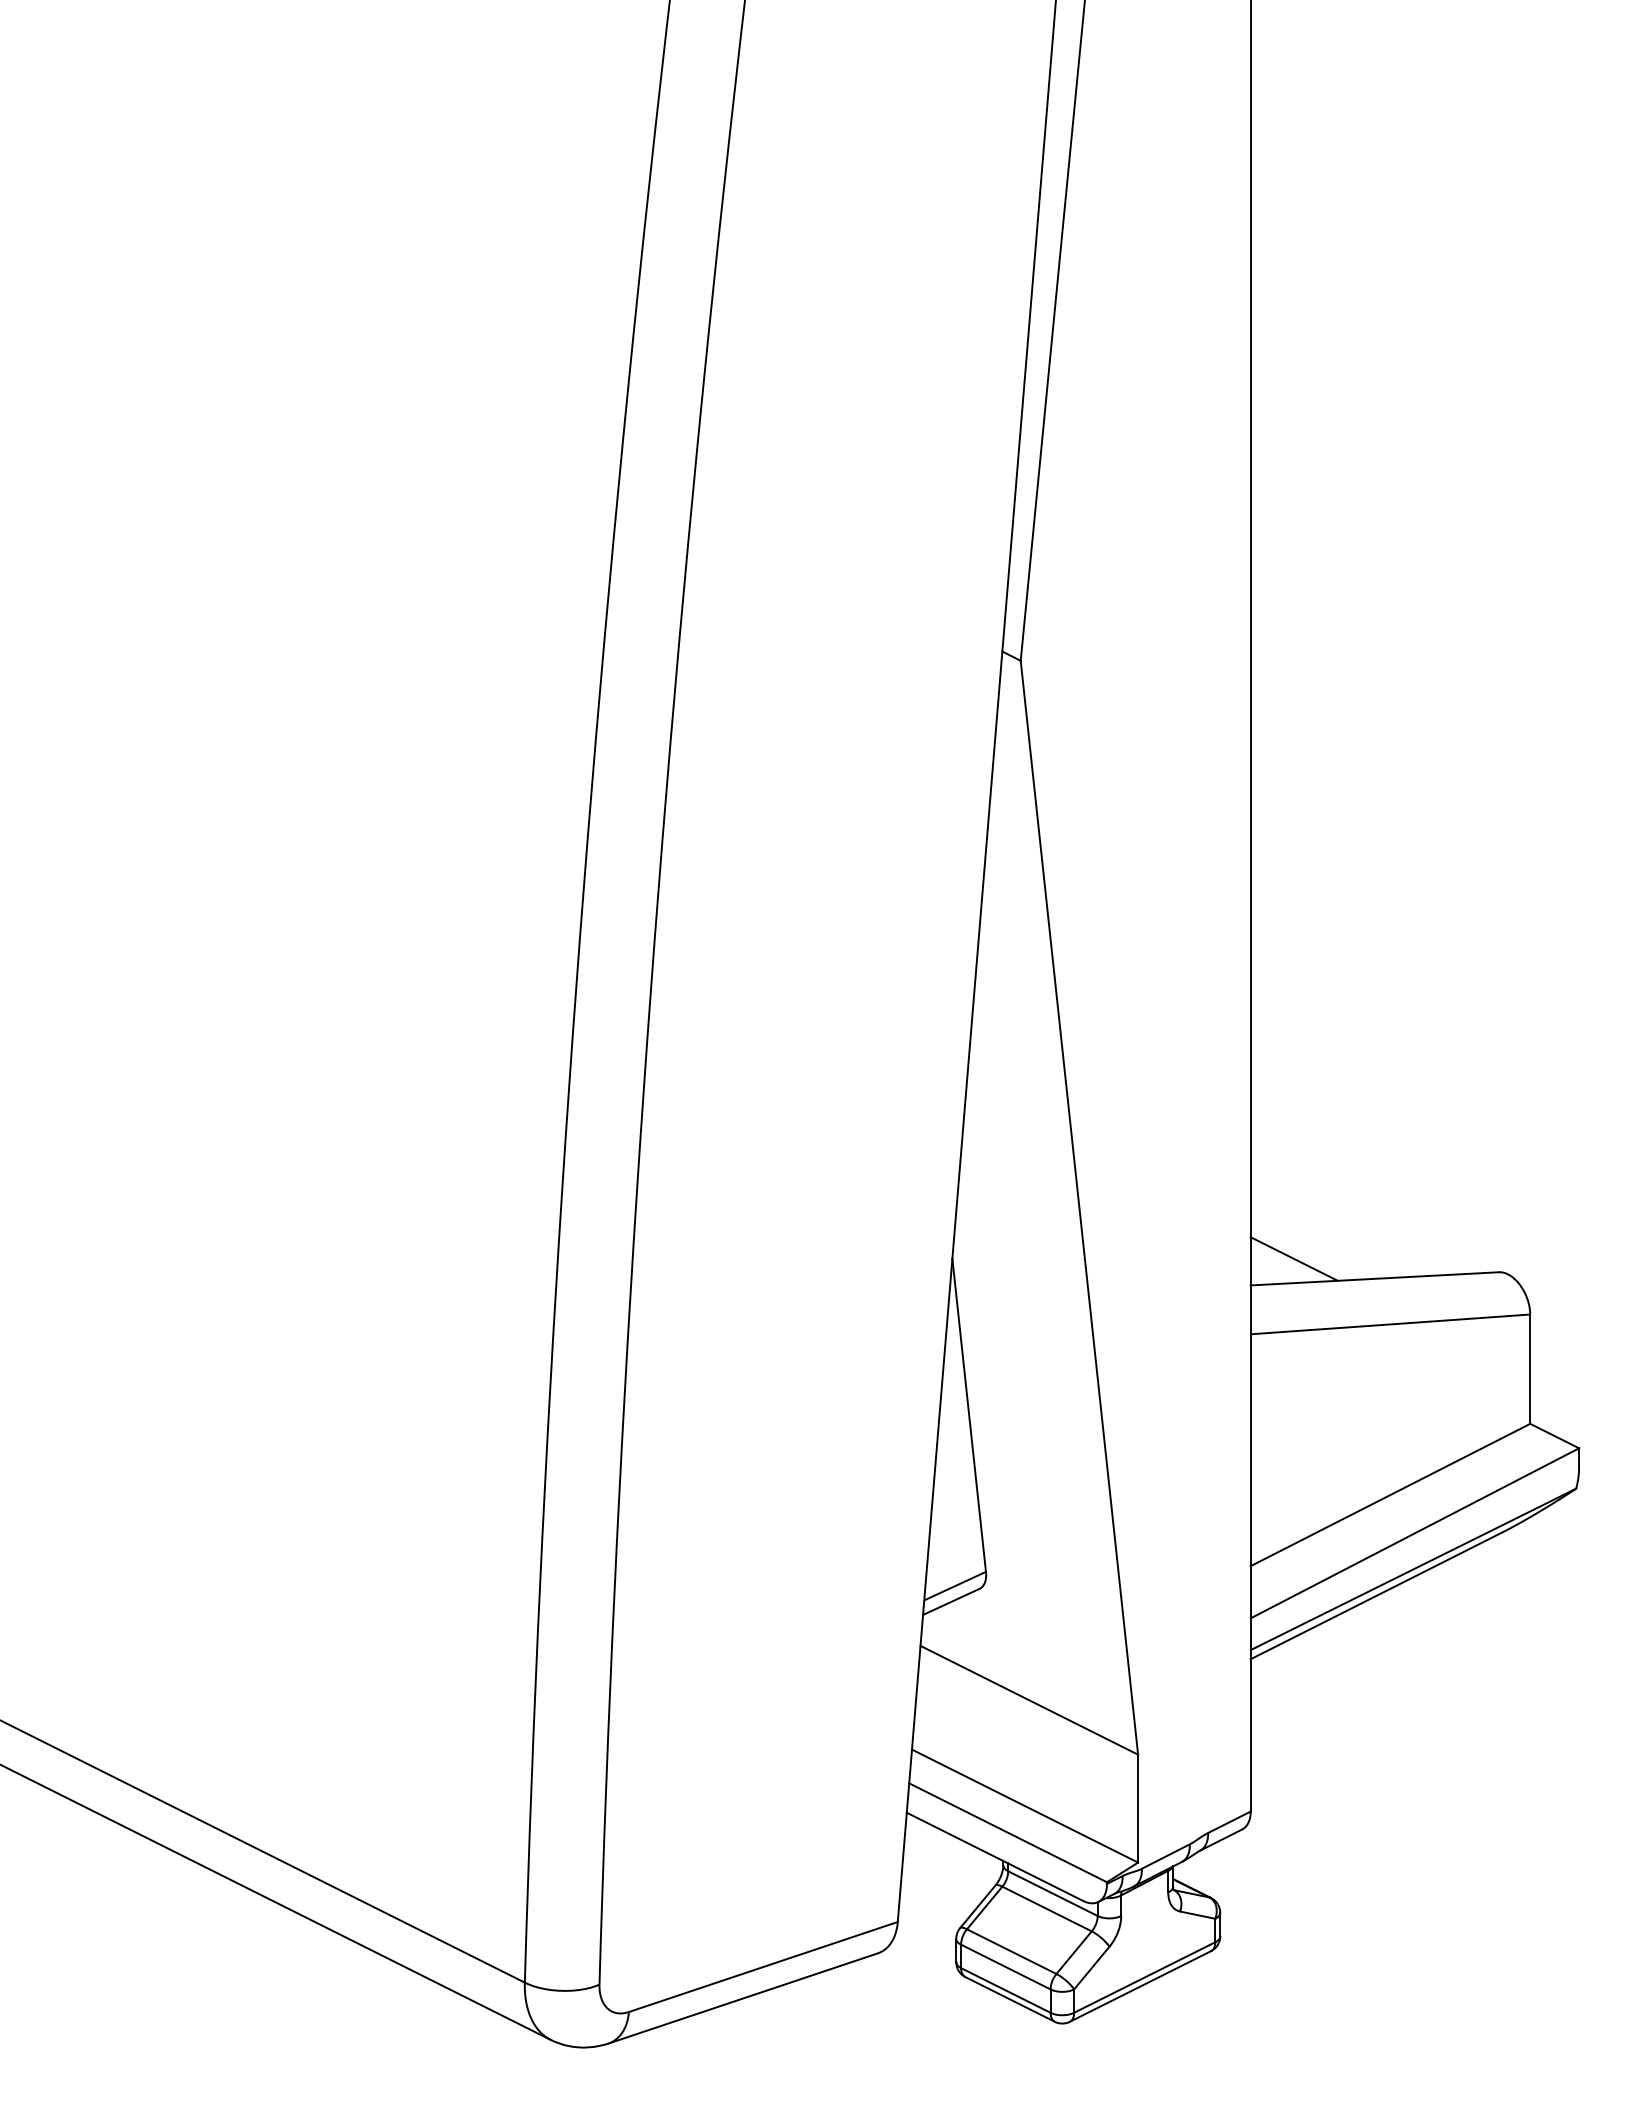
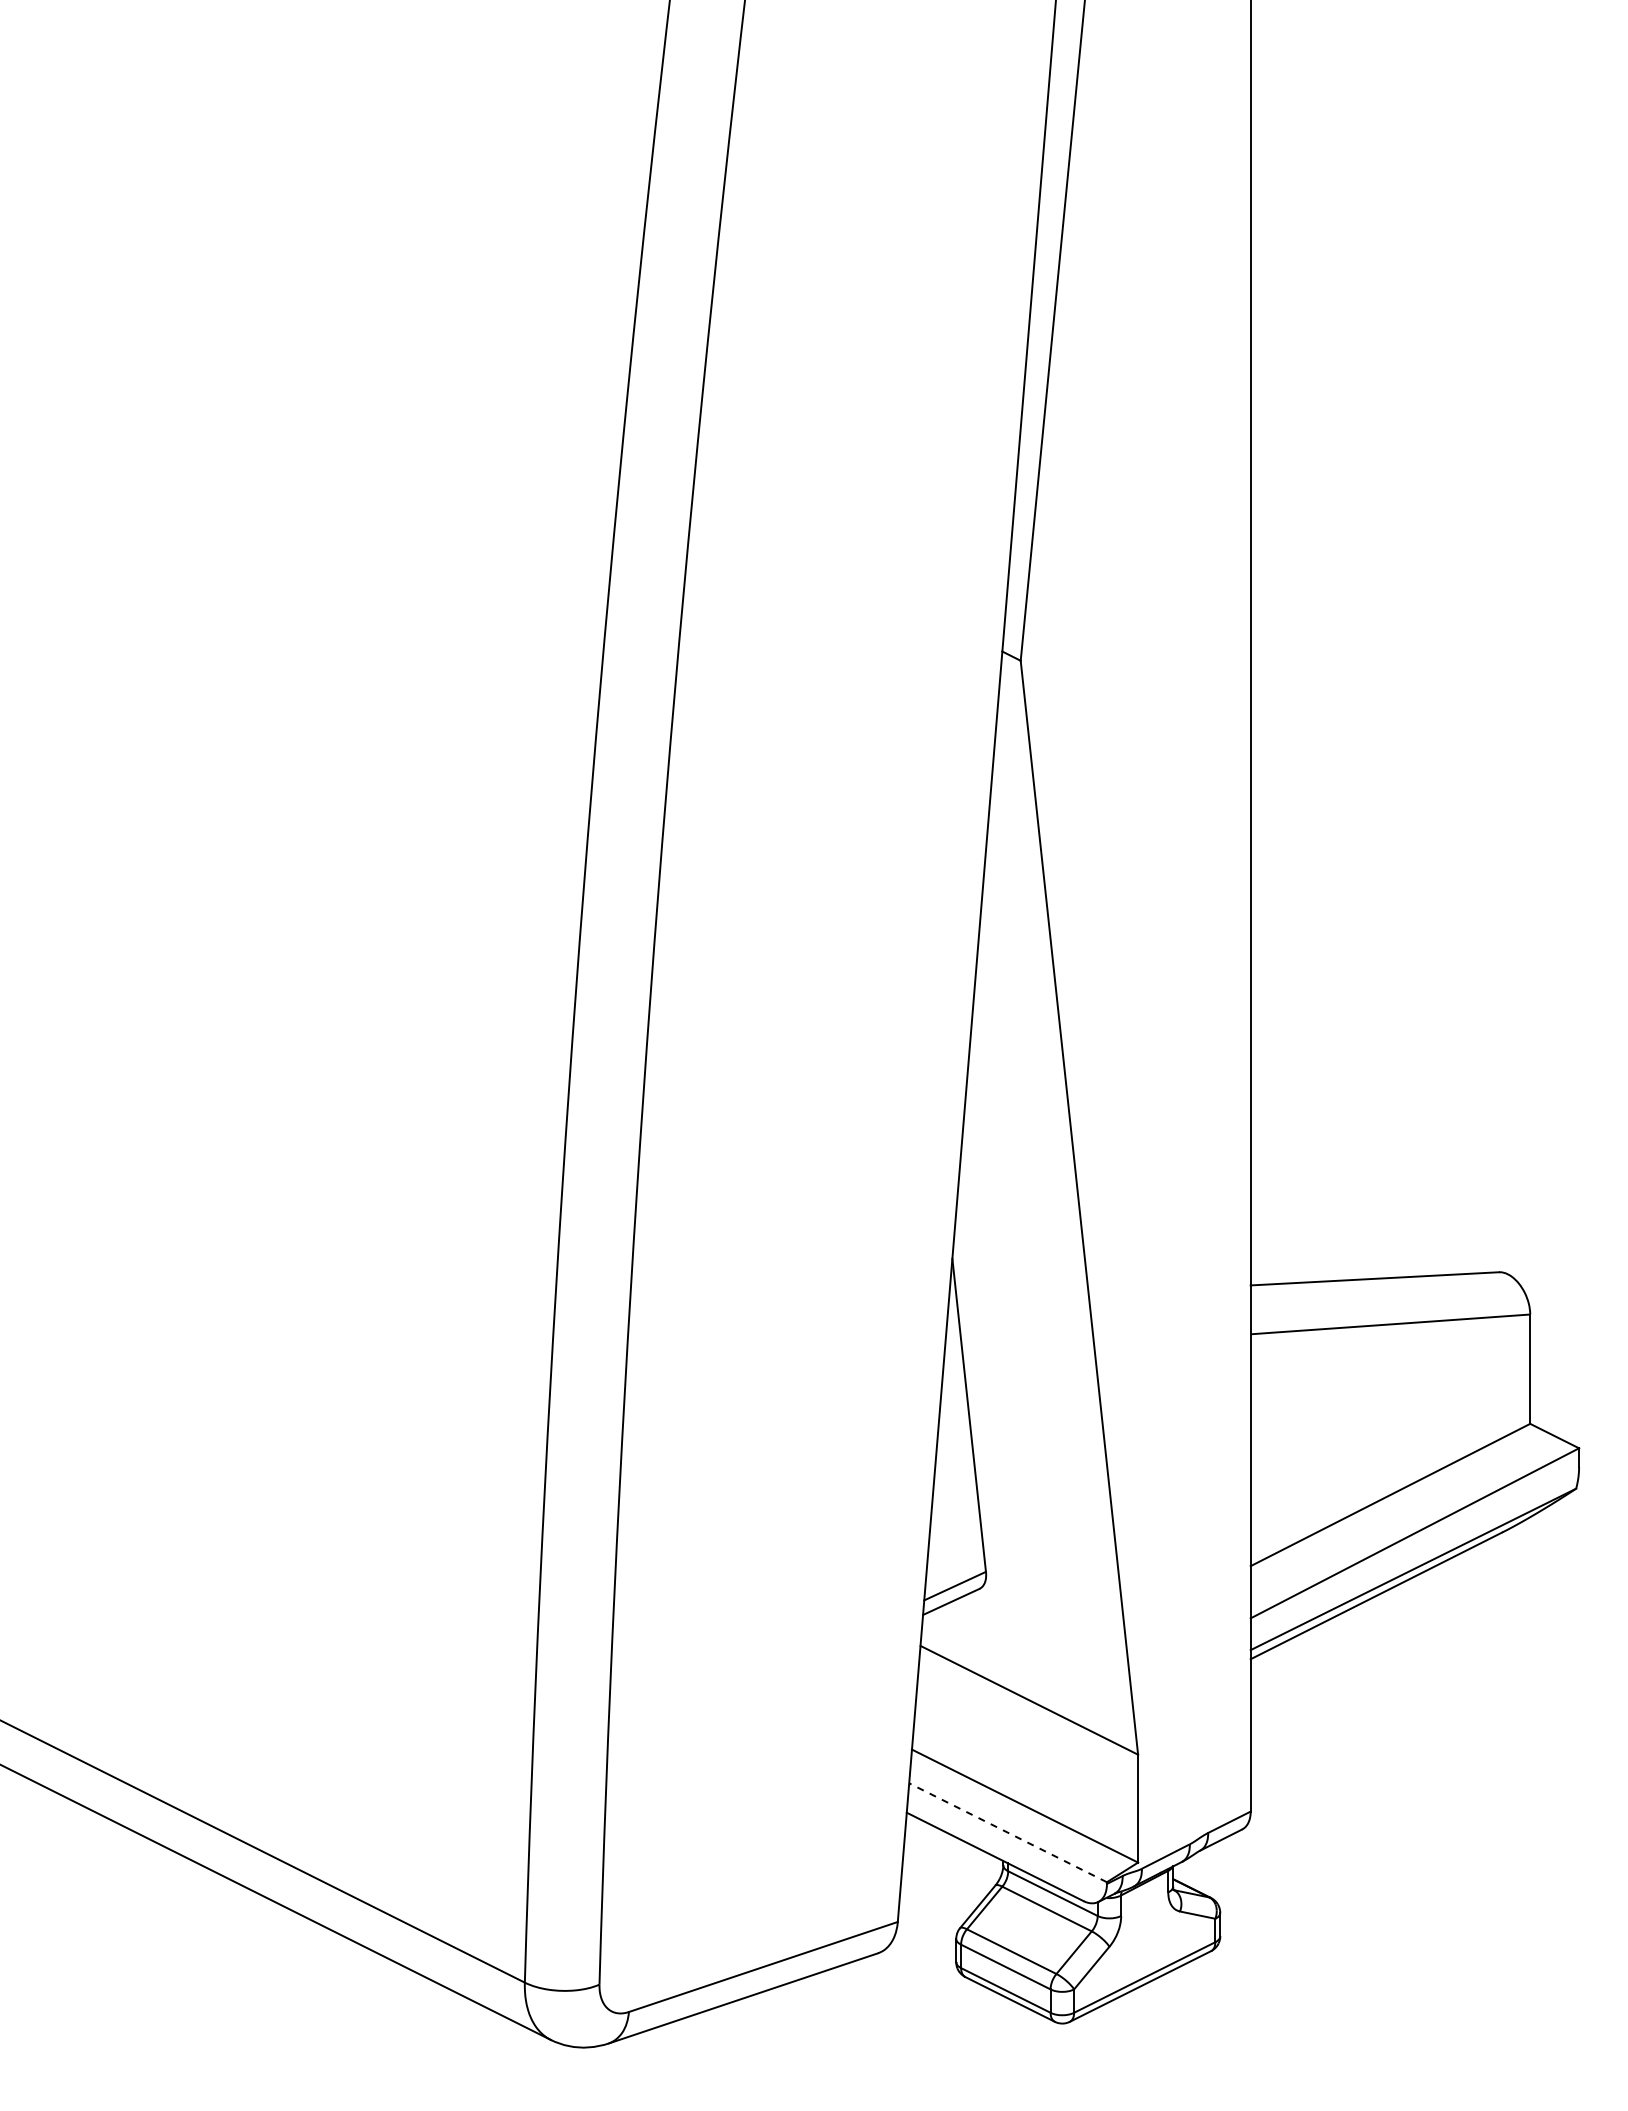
line: present -> none (1293, 1258)
line: solid -> dashed (1008, 1832)
